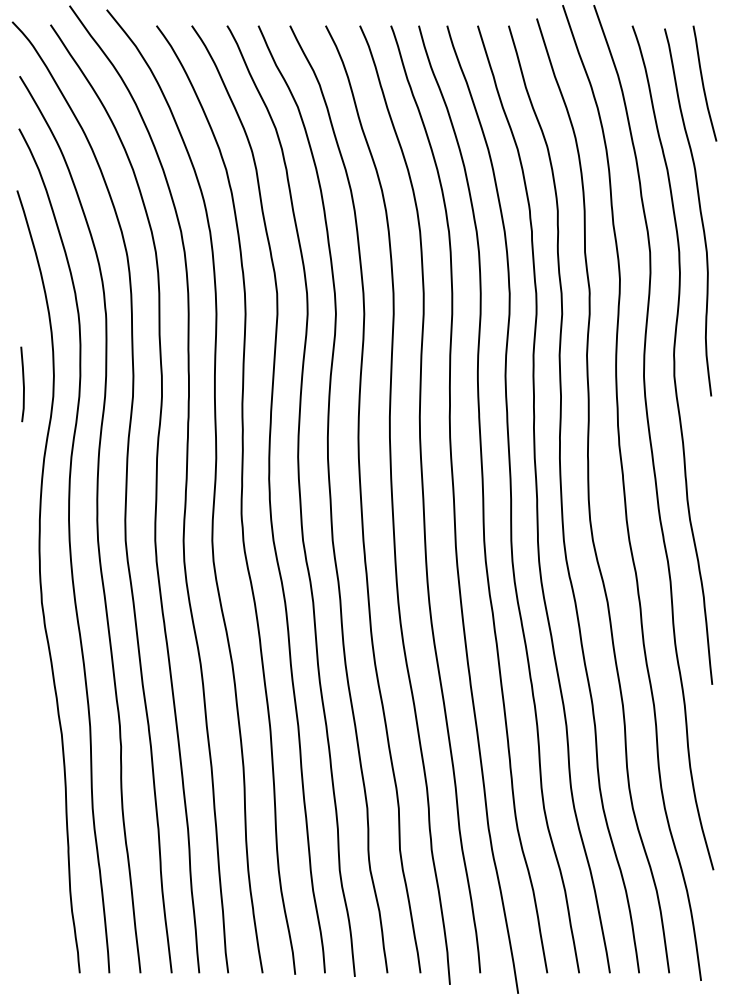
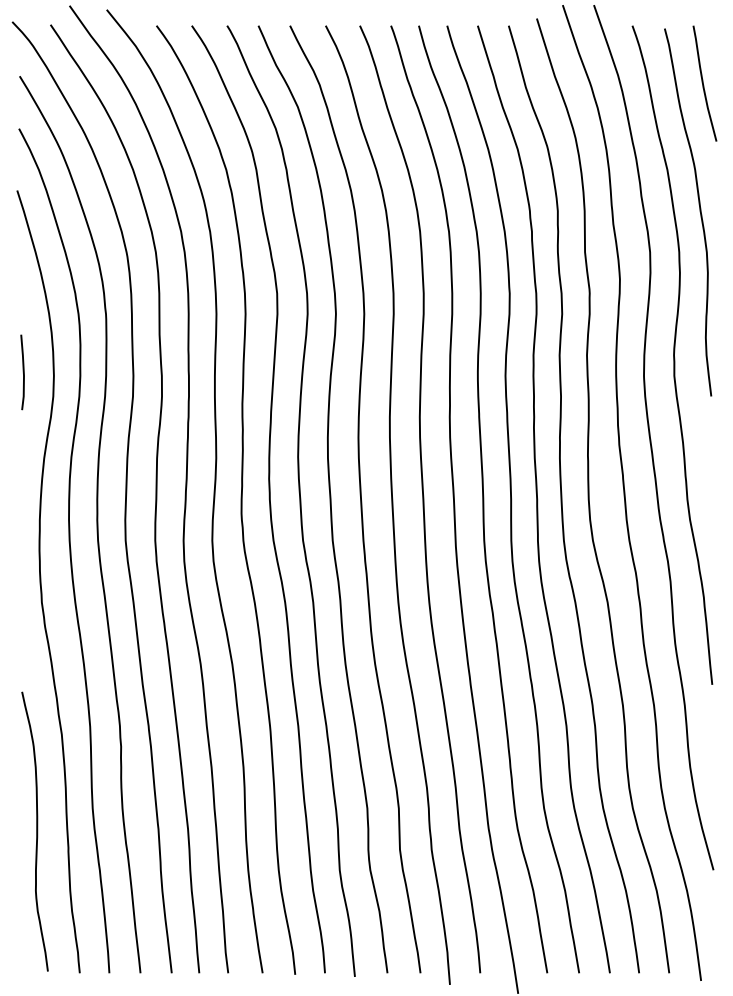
line position: (22, 384) -> (22, 372) (22, 372)
curve: none -> present (36, 831)
